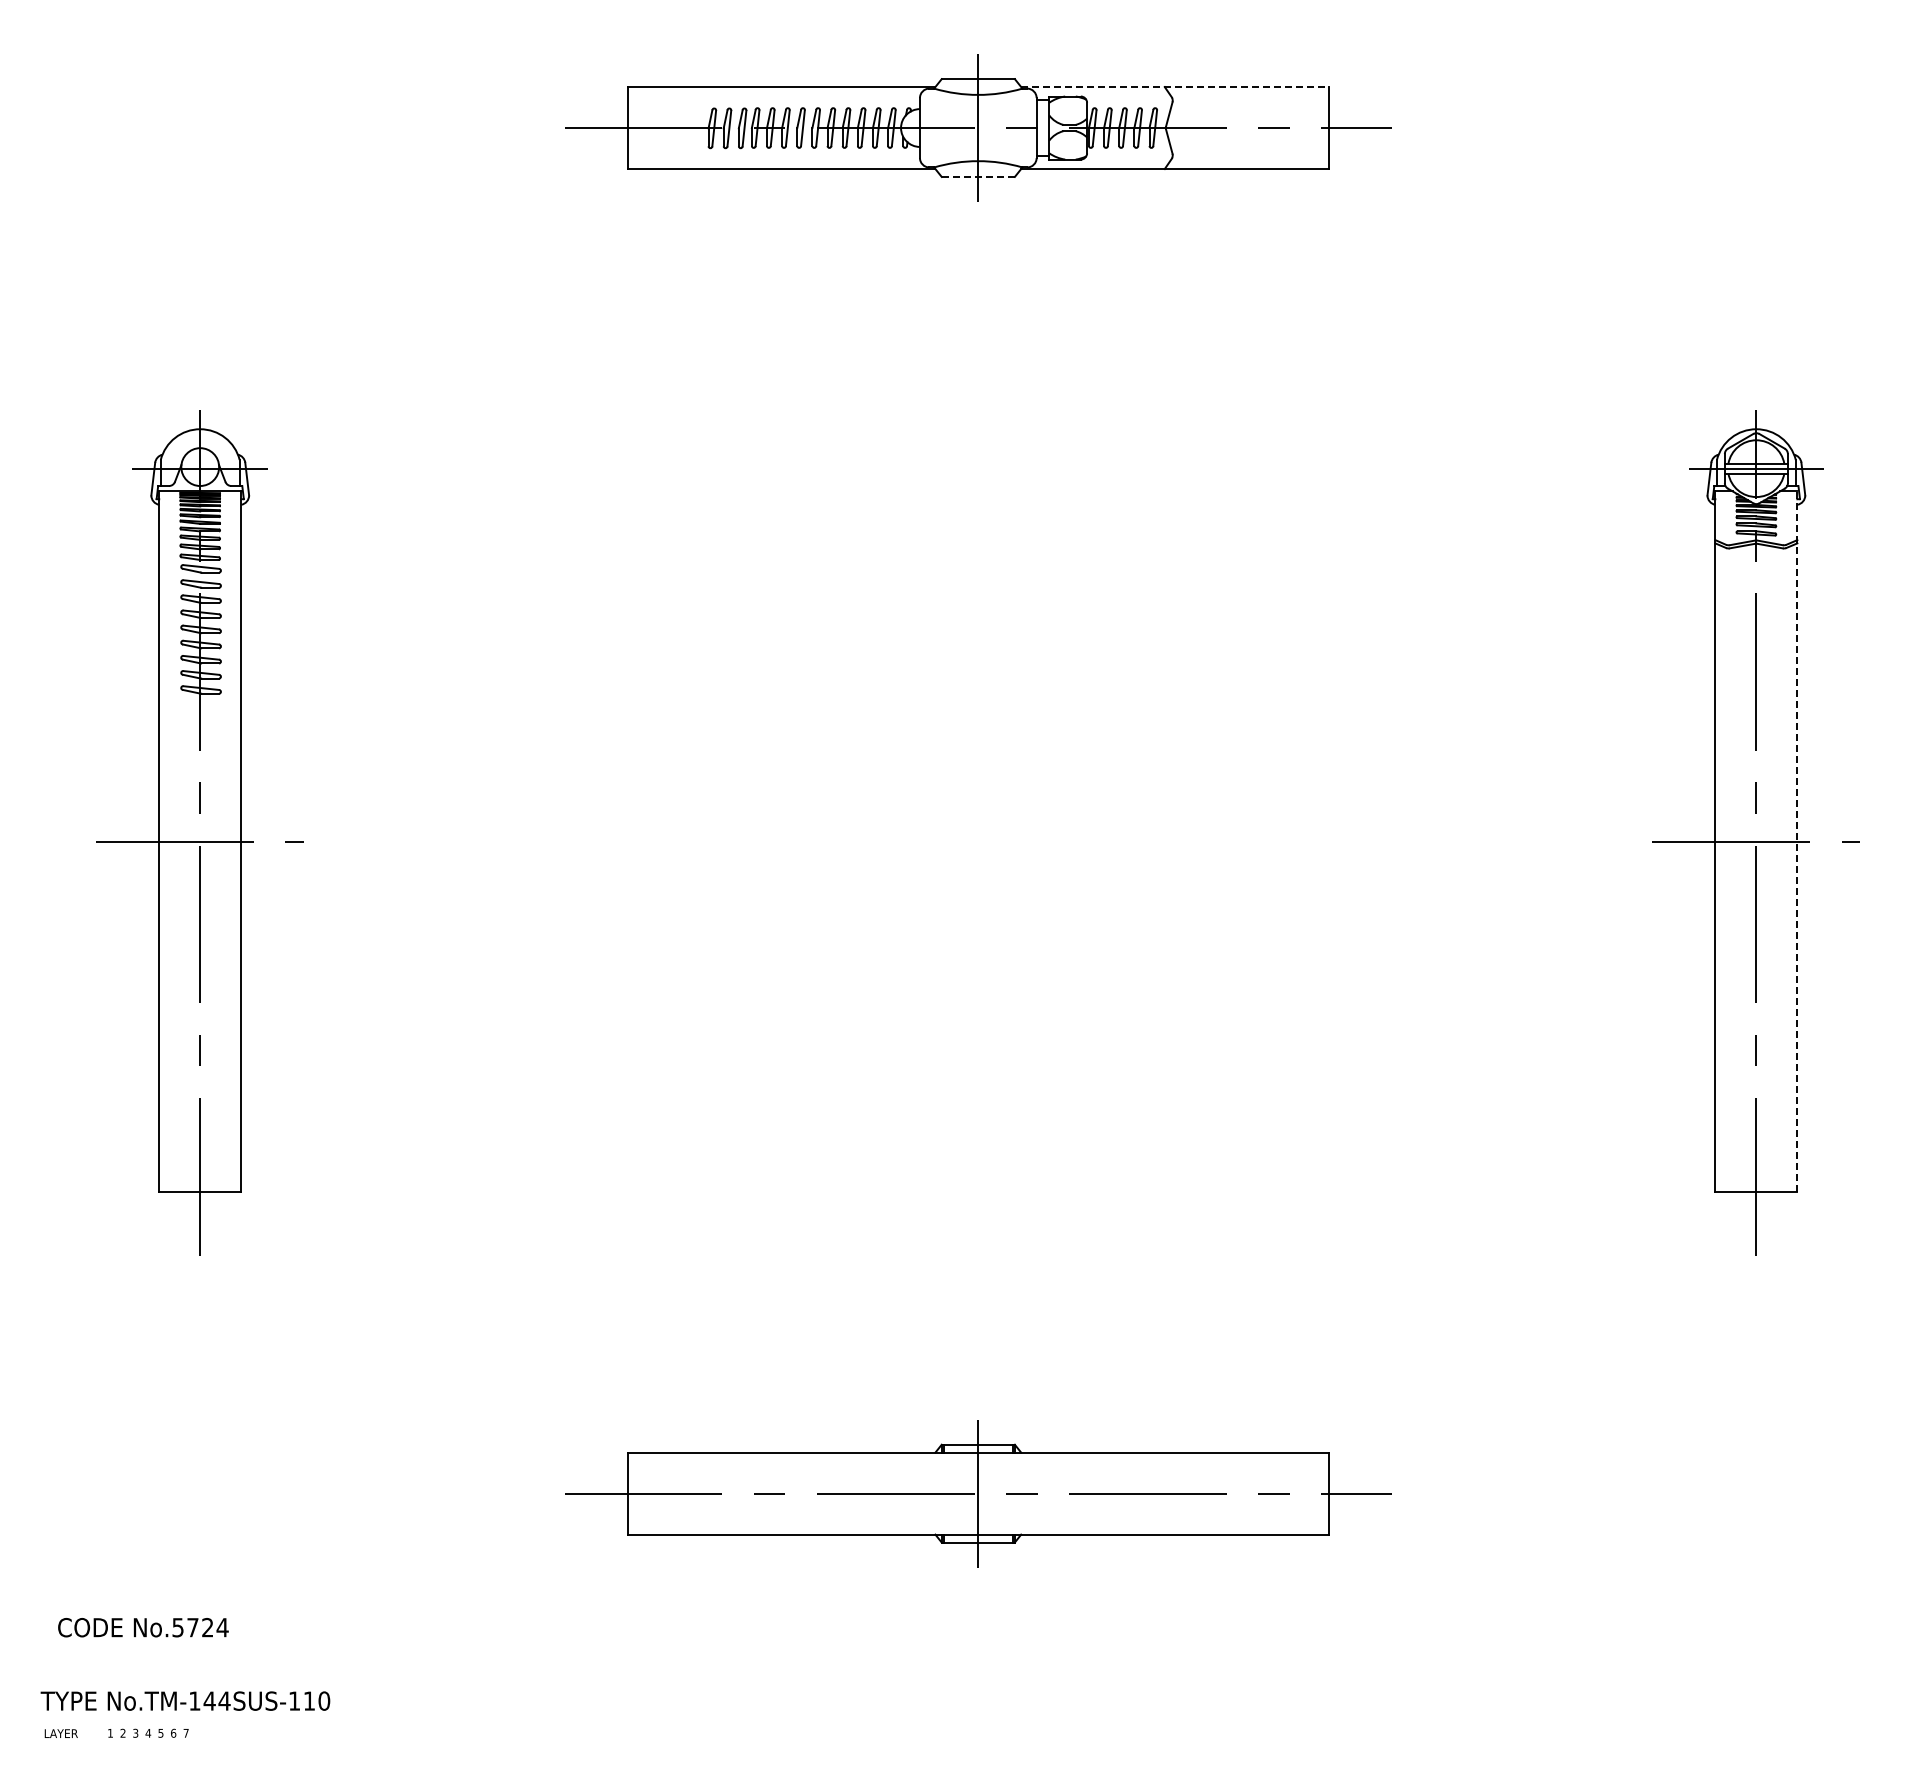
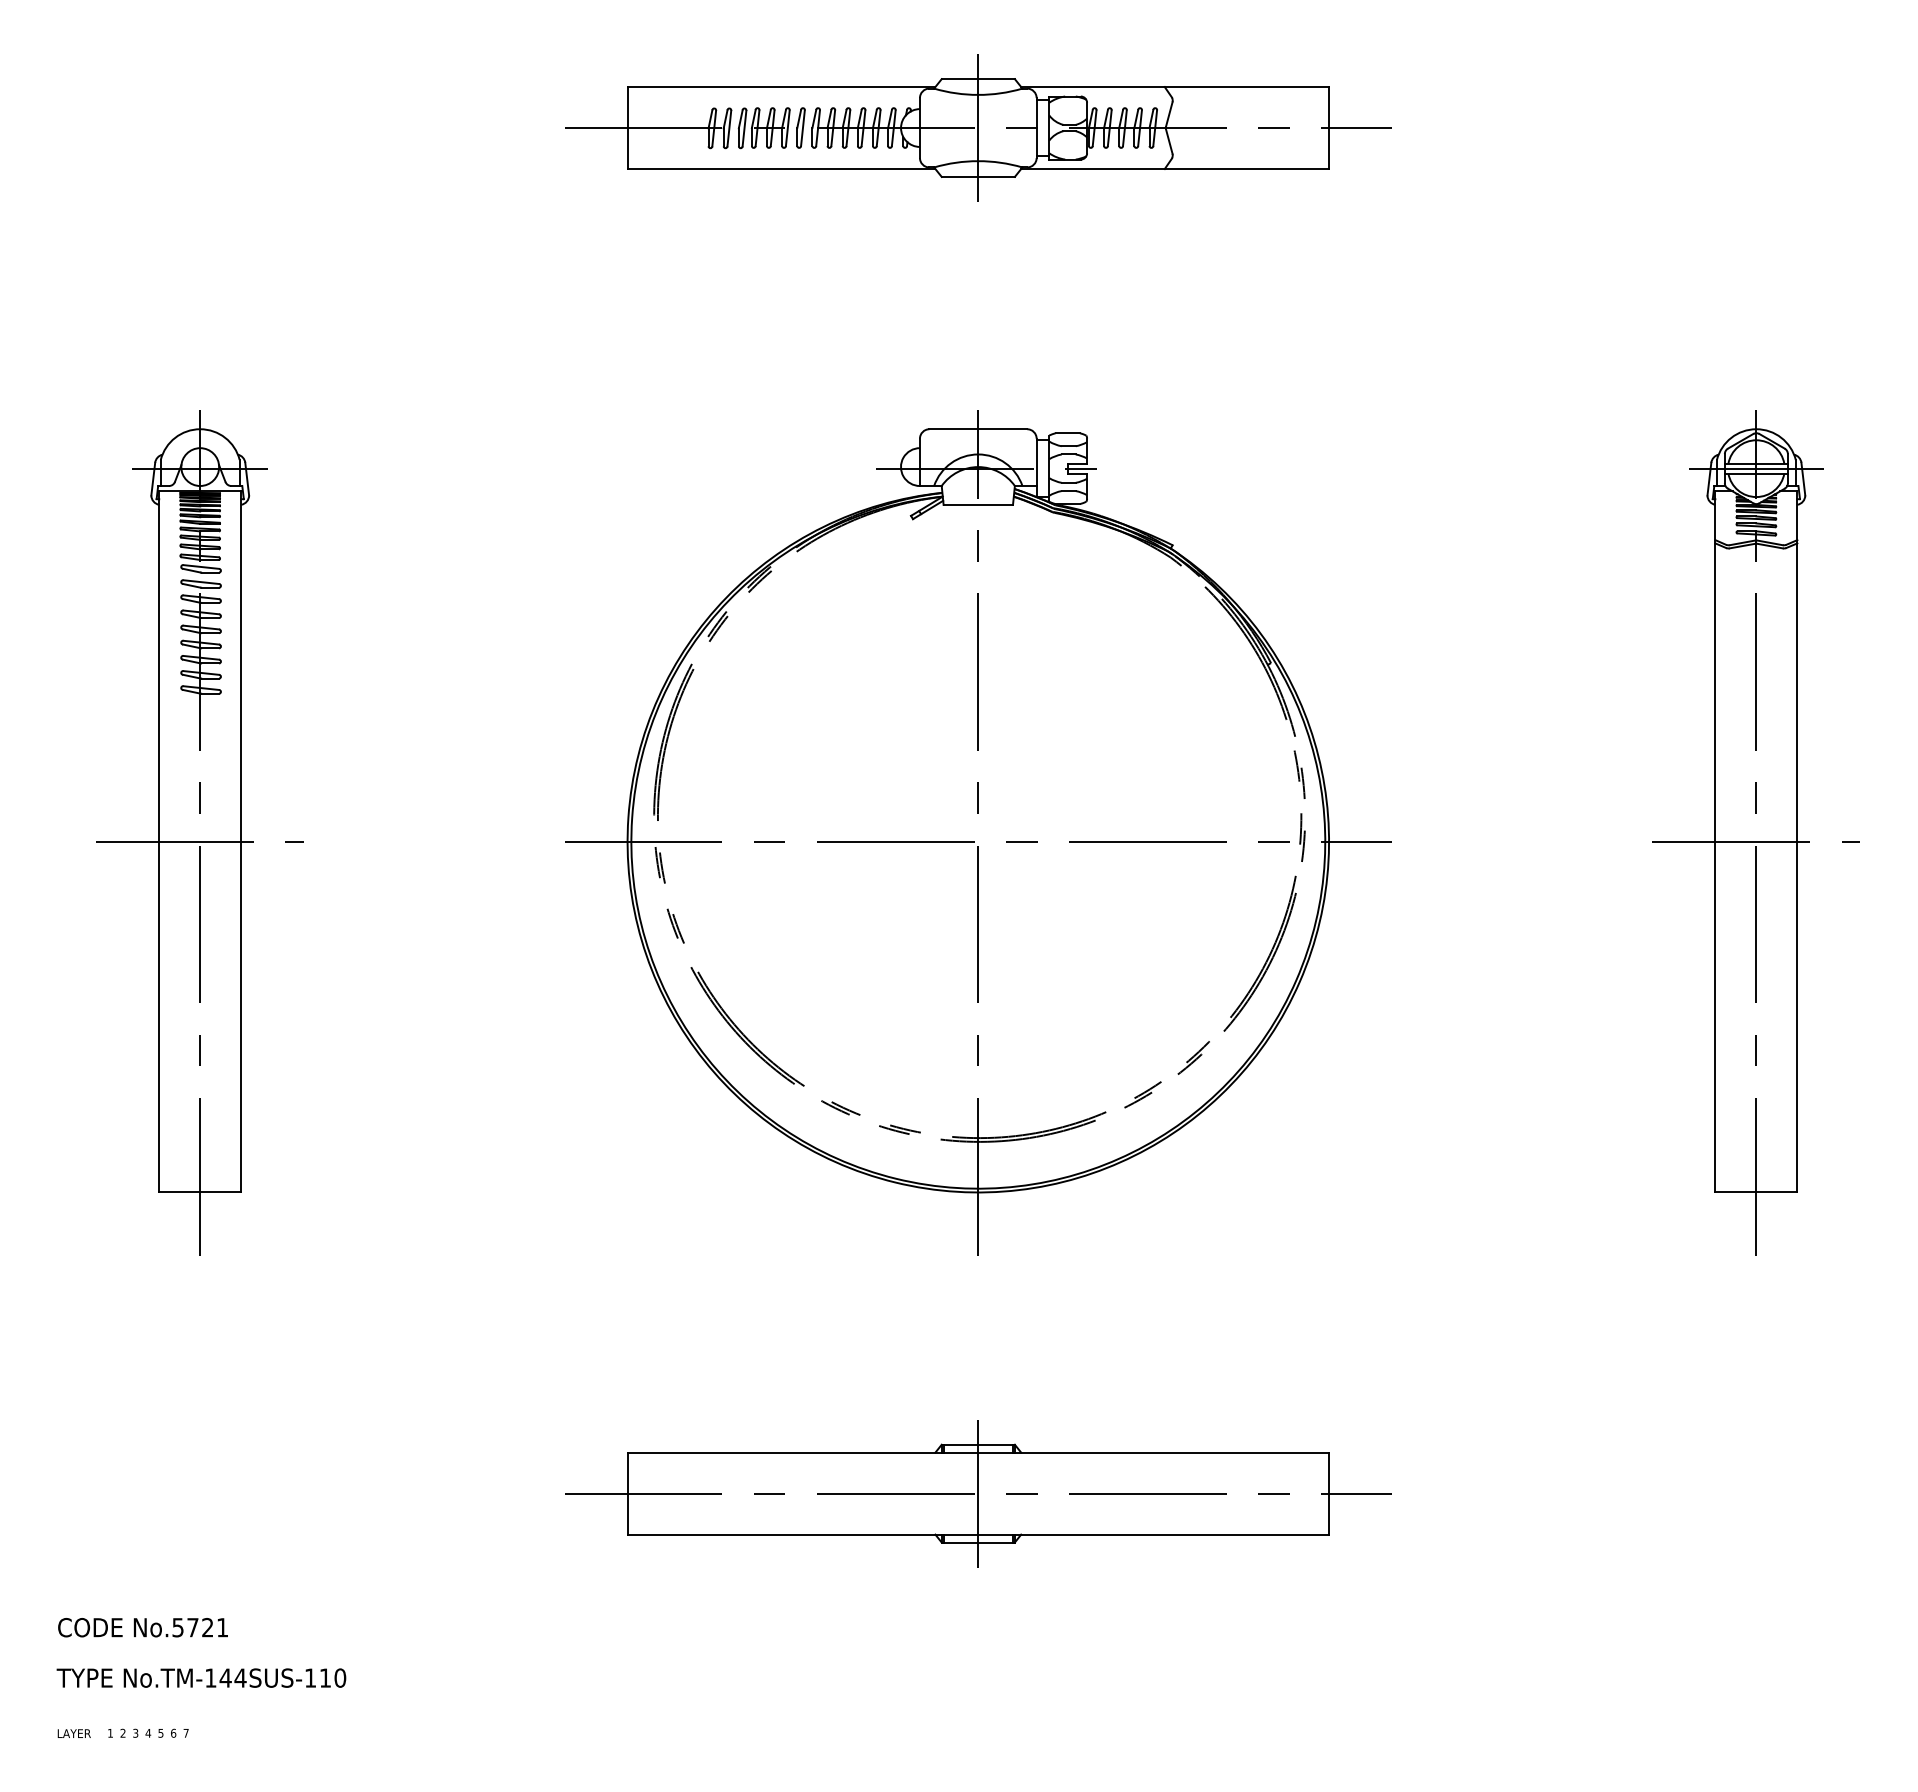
line: dashed -> solid (1175, 87)
line: dashed -> solid (978, 176)
part: none -> present (978, 832)
line: dashed -> solid (1797, 841)
text: No.5724 -> No.5721 (222, 1627)
text position: (185, 1700) -> (201, 1677) (201, 1677)
text position: (60, 1733) -> (73, 1733) (73, 1733)
